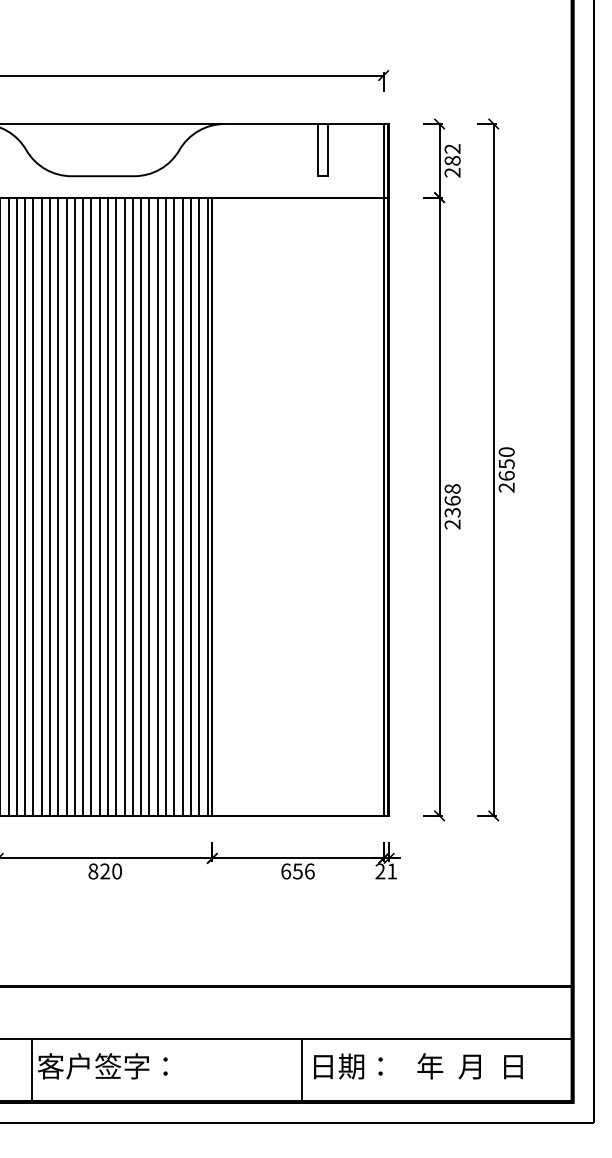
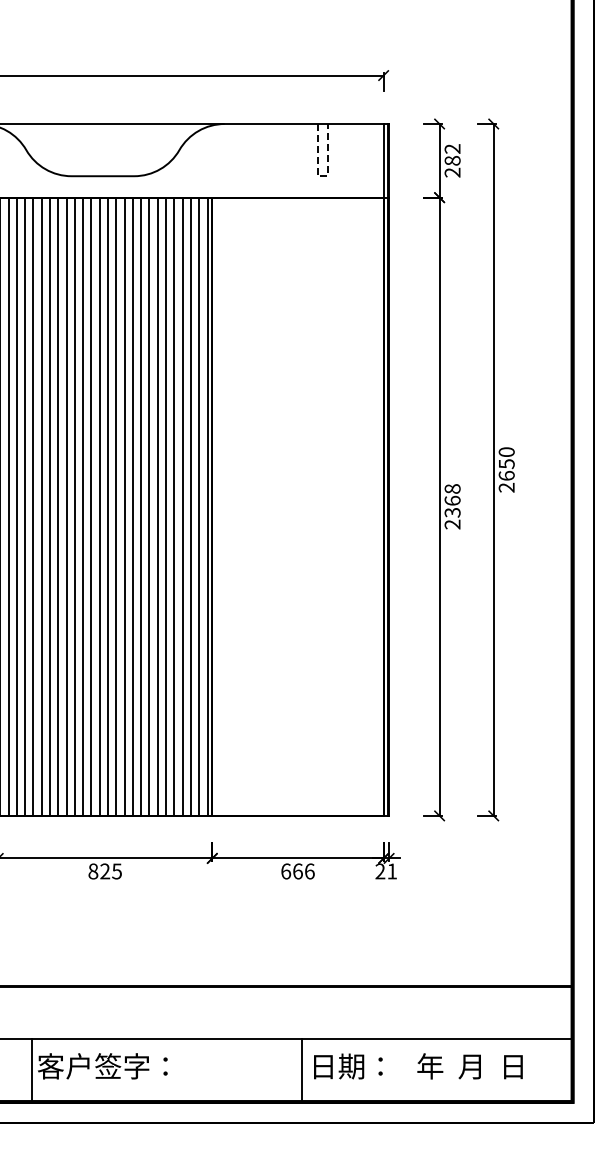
line: solid -> dashed (323, 176)
text: 820 -> 825 (116, 871)
text: 656 -> 666 (297, 871)
